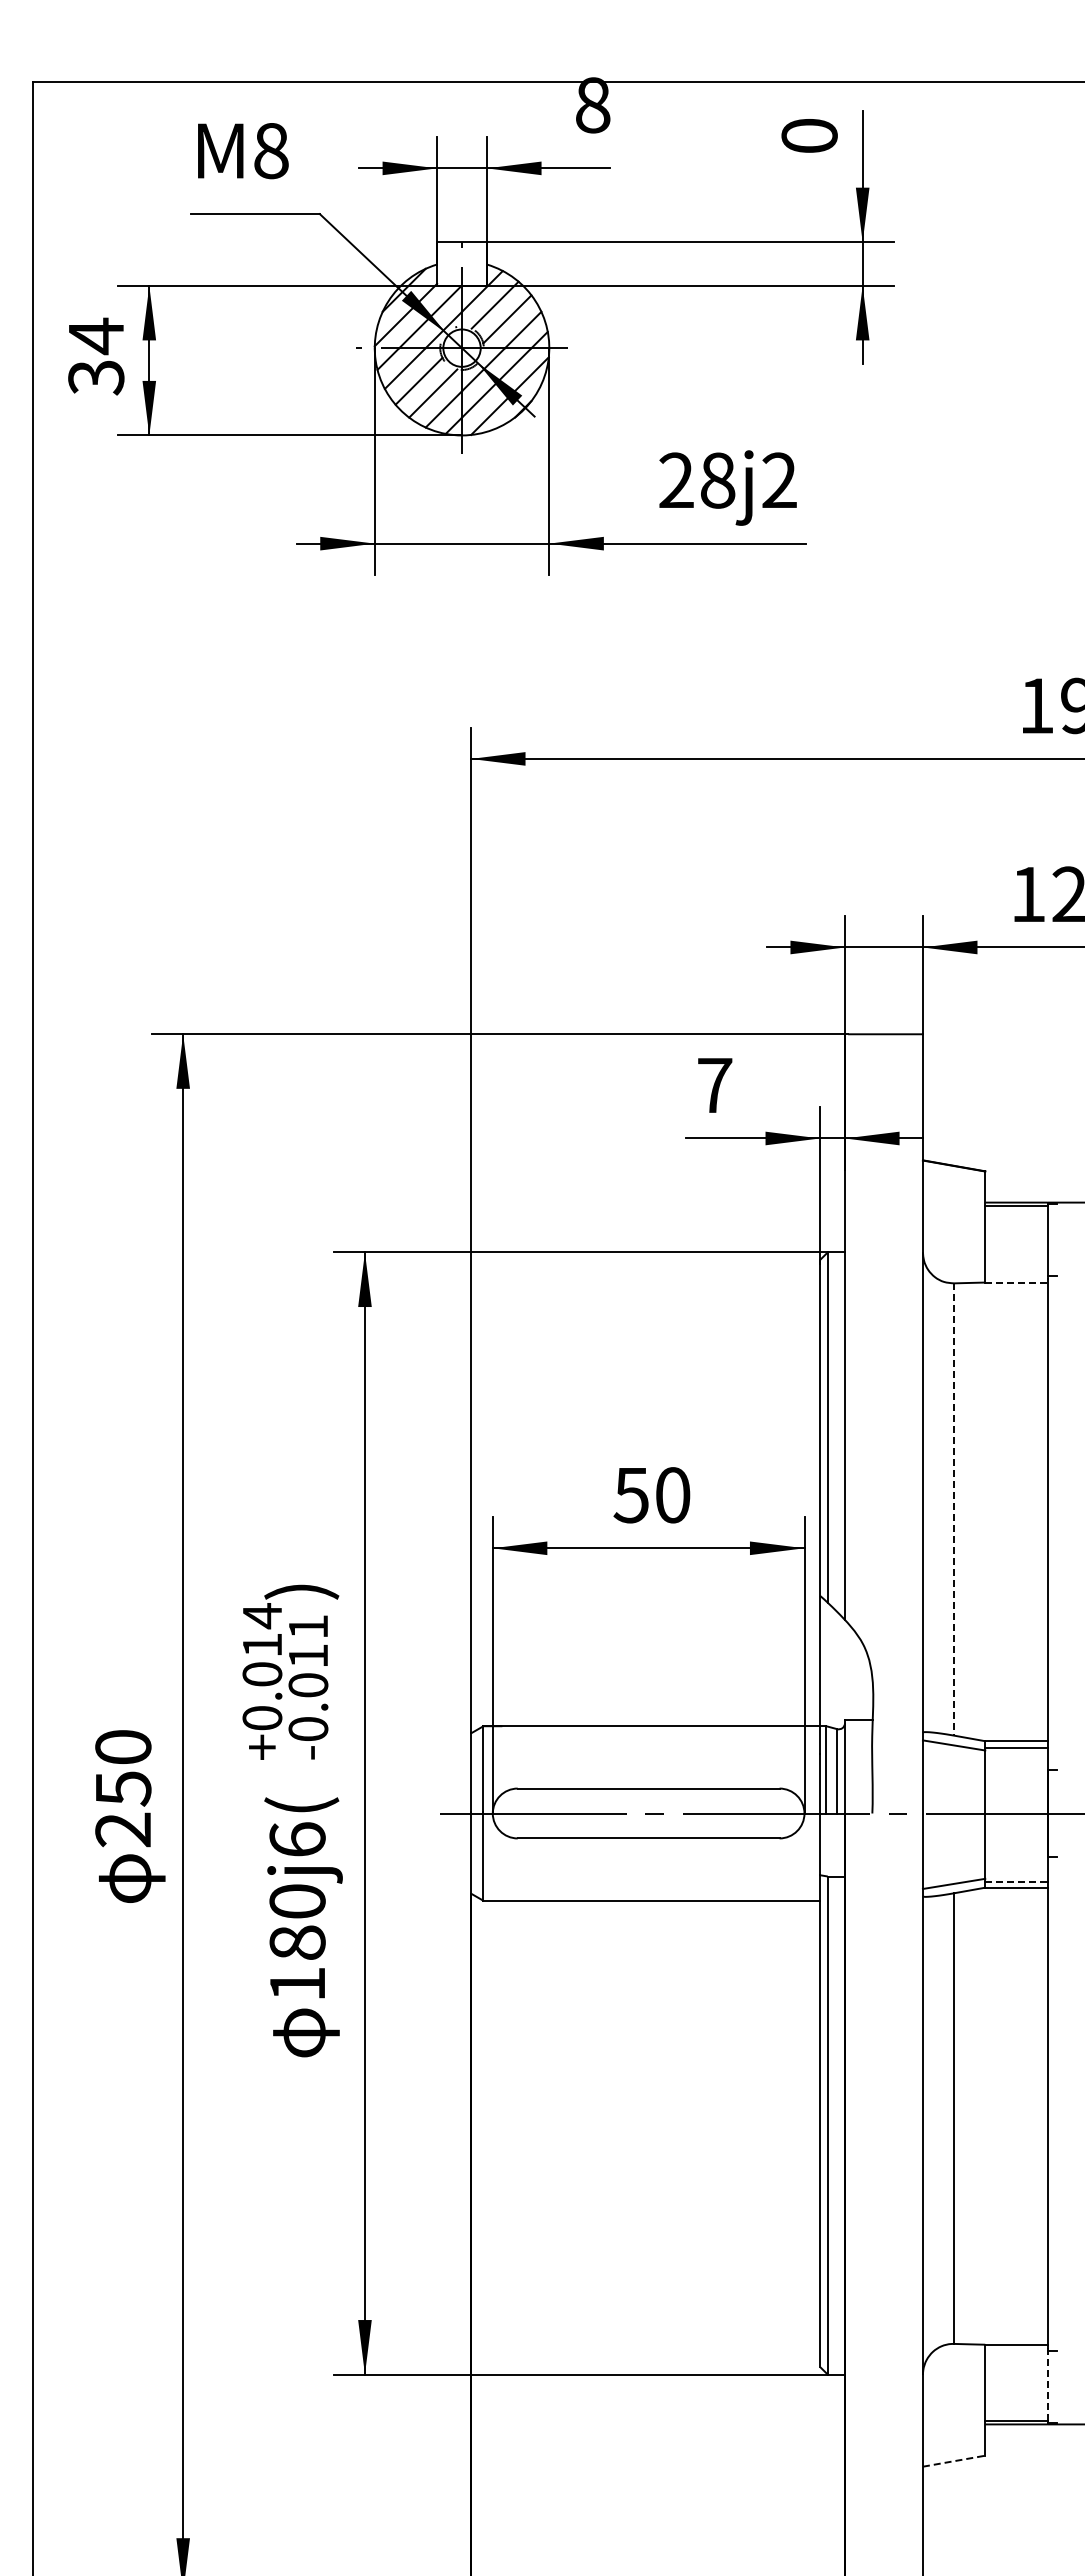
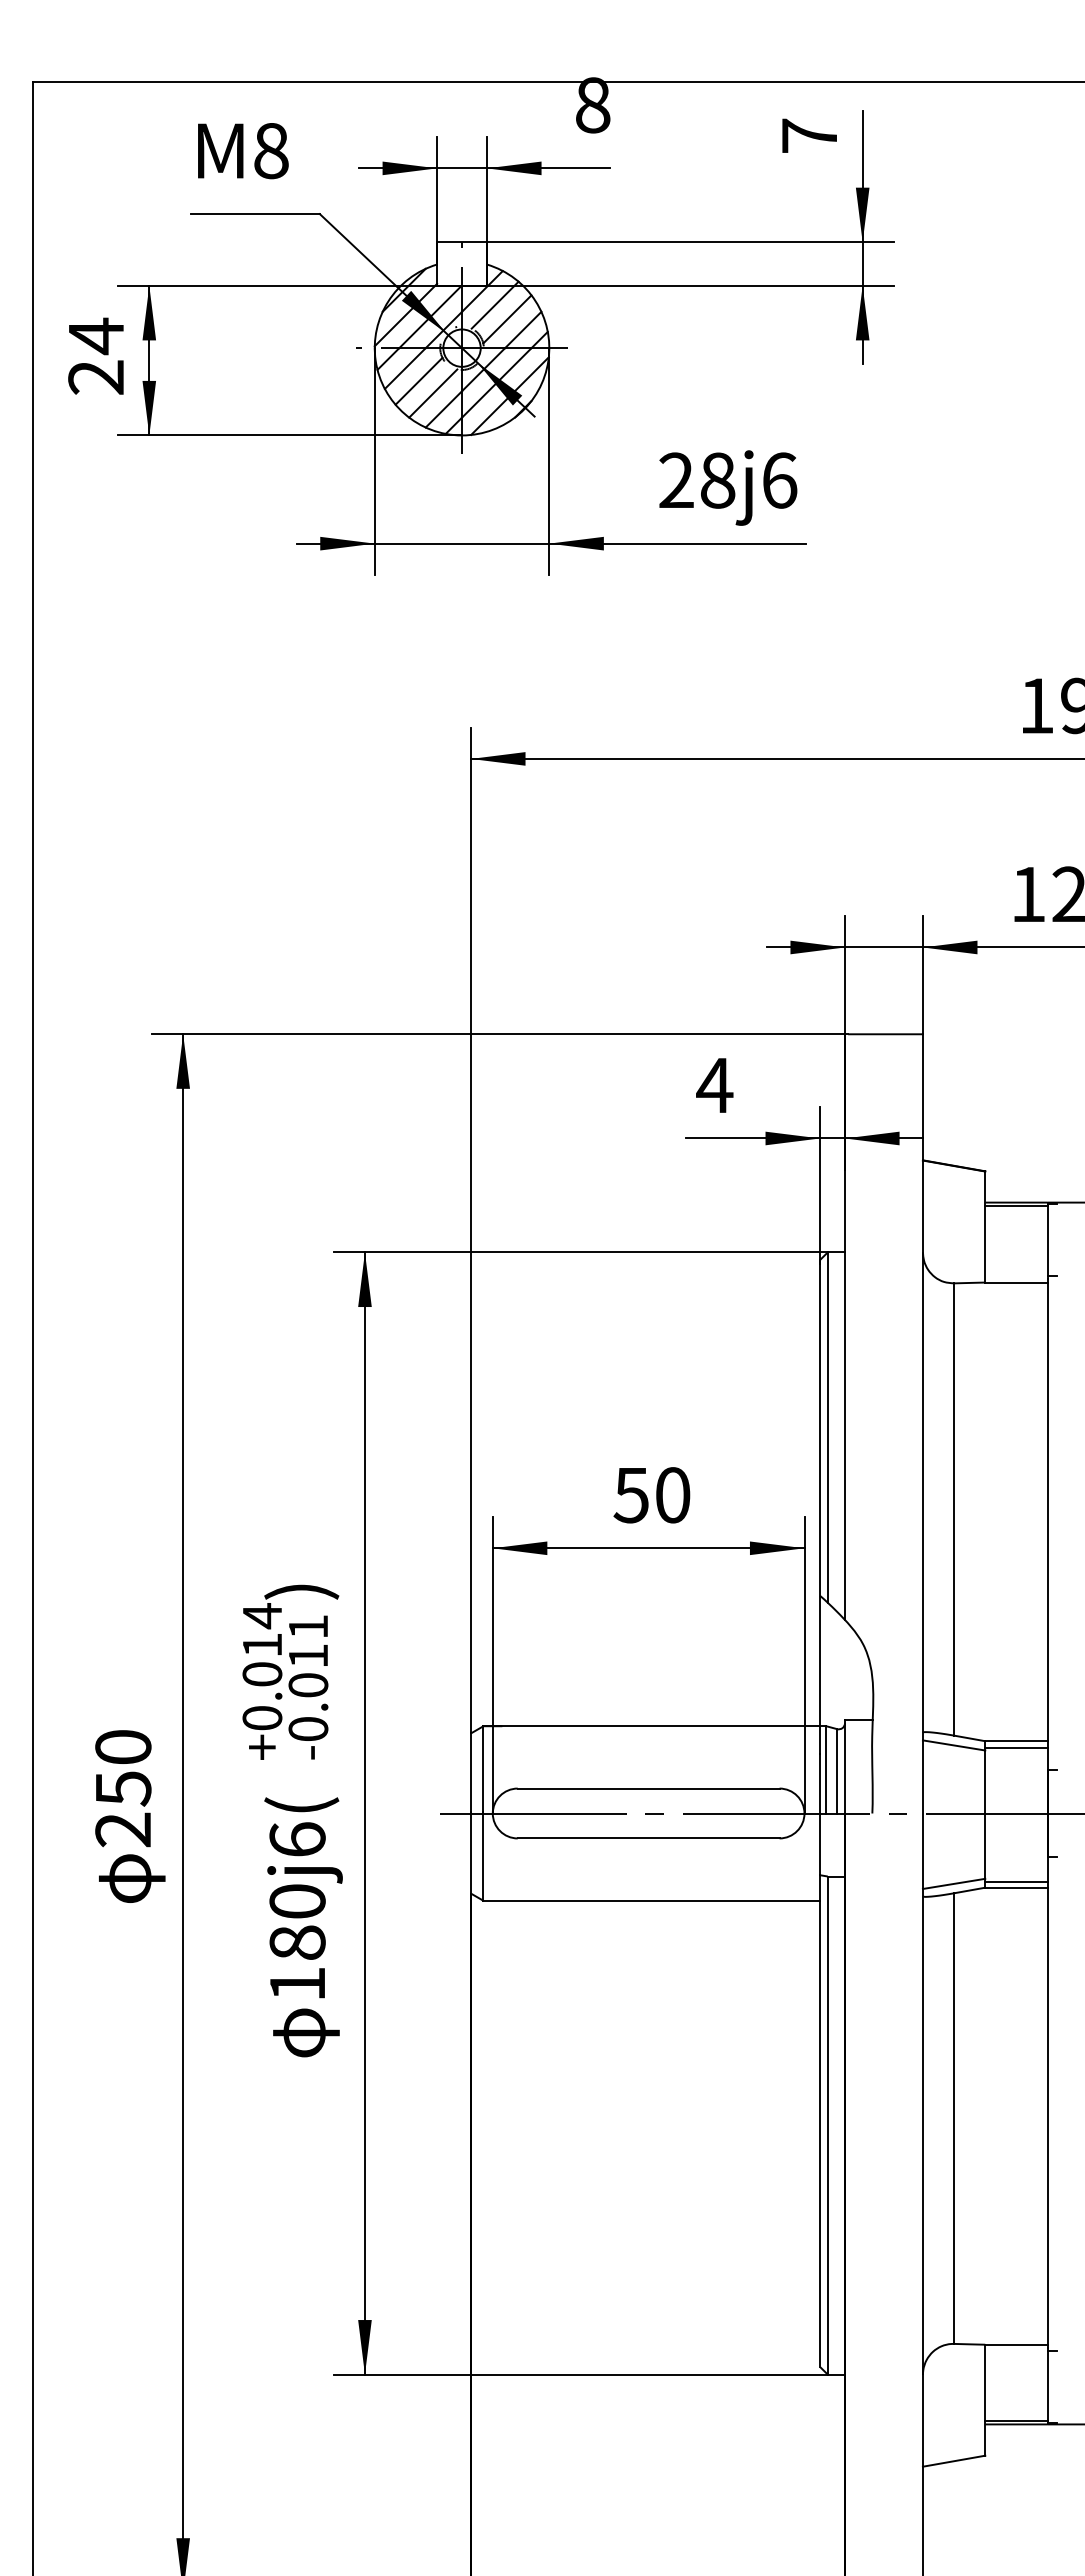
text: 0 -> 7 (809, 135)
text: 34 -> 24 (96, 377)
text: 28j2 -> 28j6 (779, 480)
text: 7 -> 4 (714, 1085)
line: dashed -> solid (1016, 1282)
line: dashed -> solid (954, 1510)
line: dashed -> solid (1016, 1881)
line: dashed -> solid (1047, 2384)
line: dashed -> solid (954, 2461)
